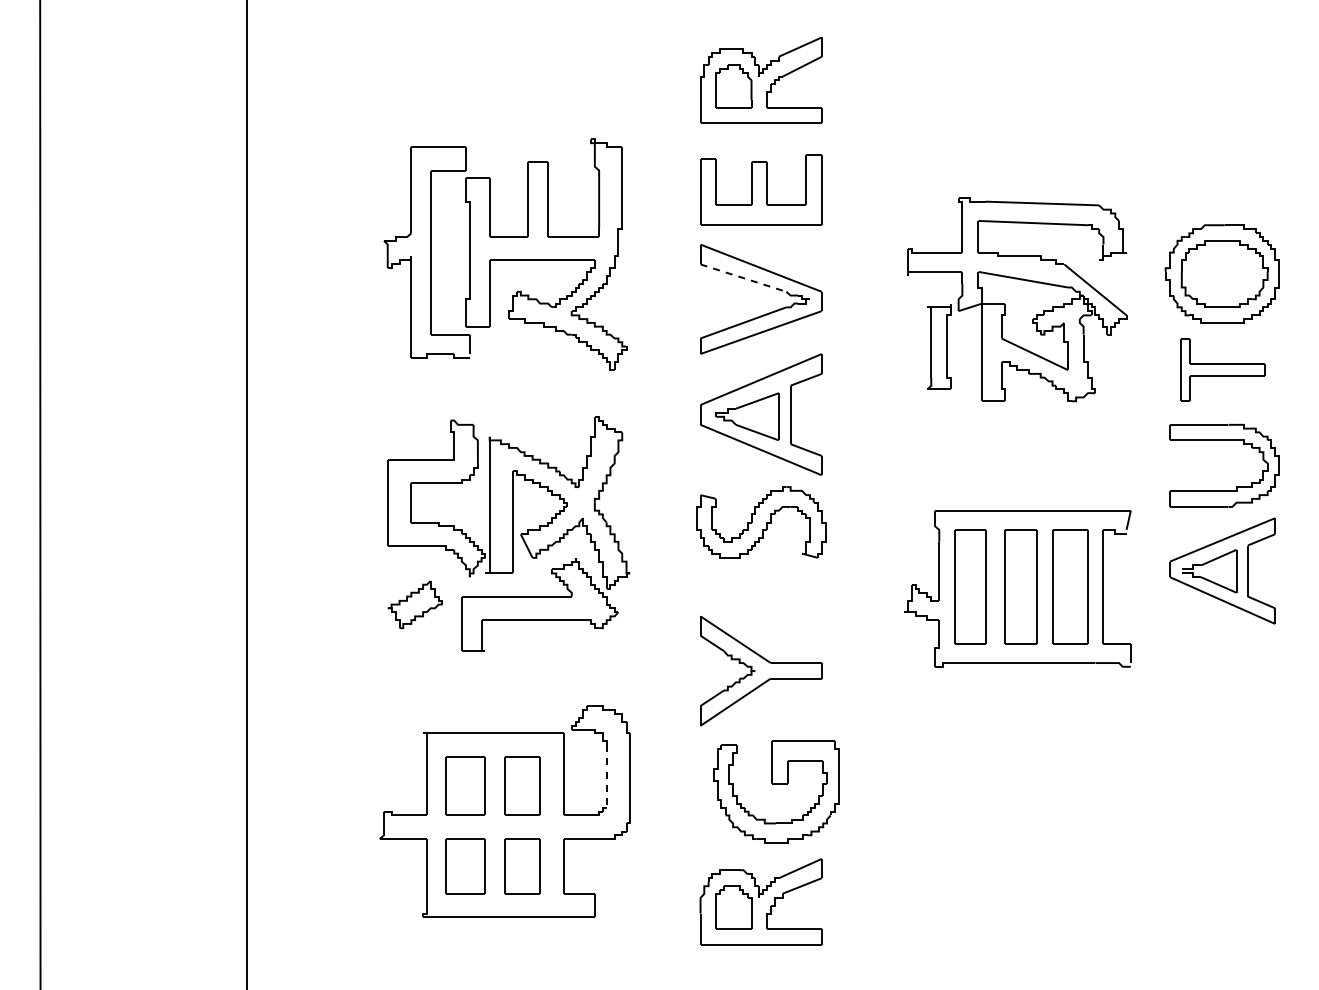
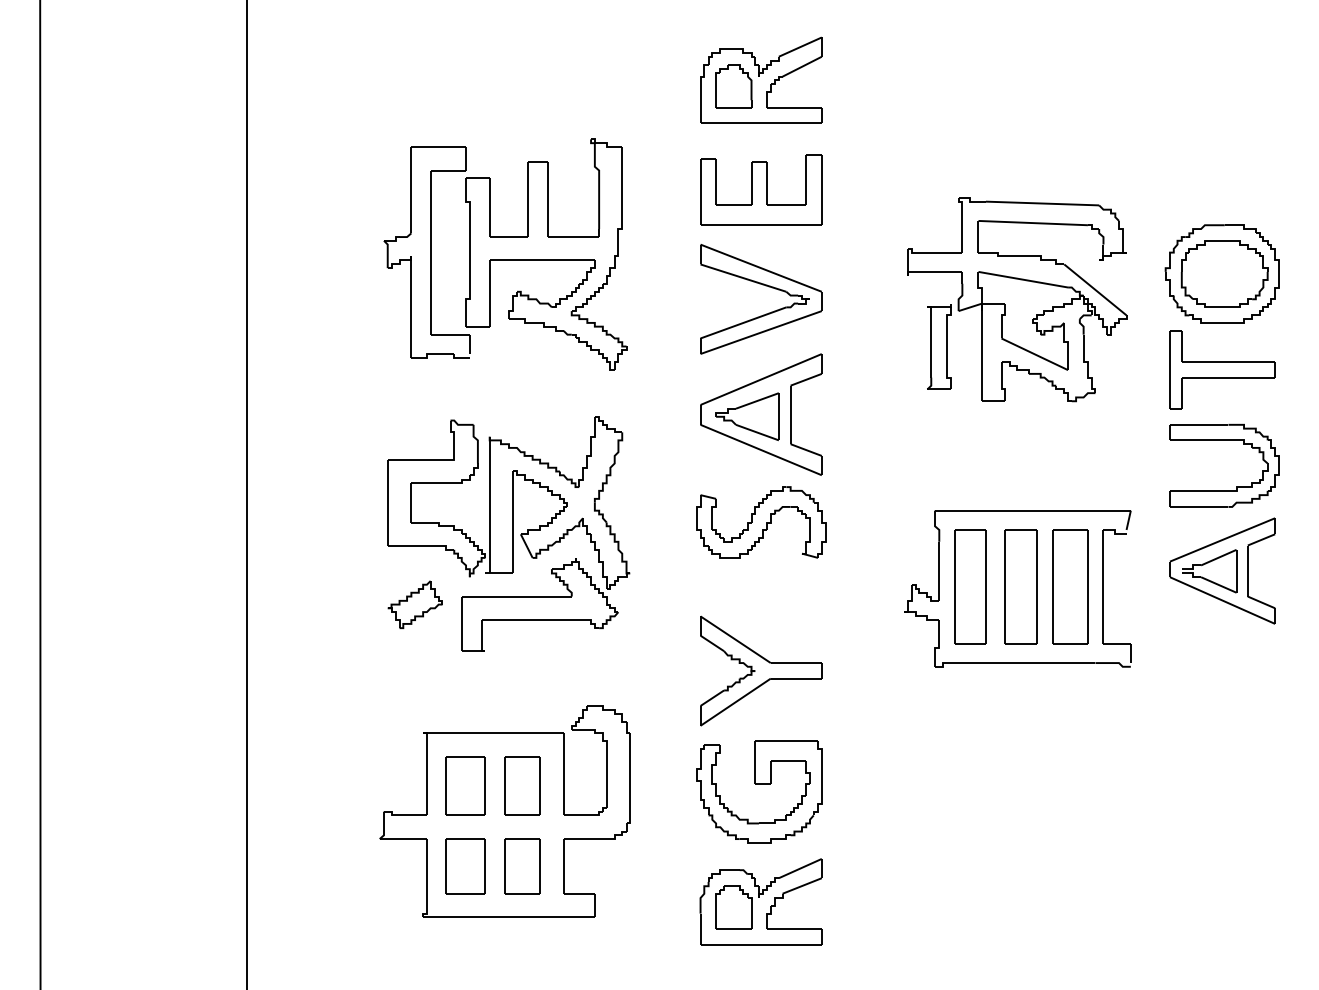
line: dashed -> solid (743, 278)
part size: 86x64 px -> 107x80 px (1222, 369)
line: dashed -> solid (606, 777)
part position: (776, 784) -> (759, 784) (759, 784)
